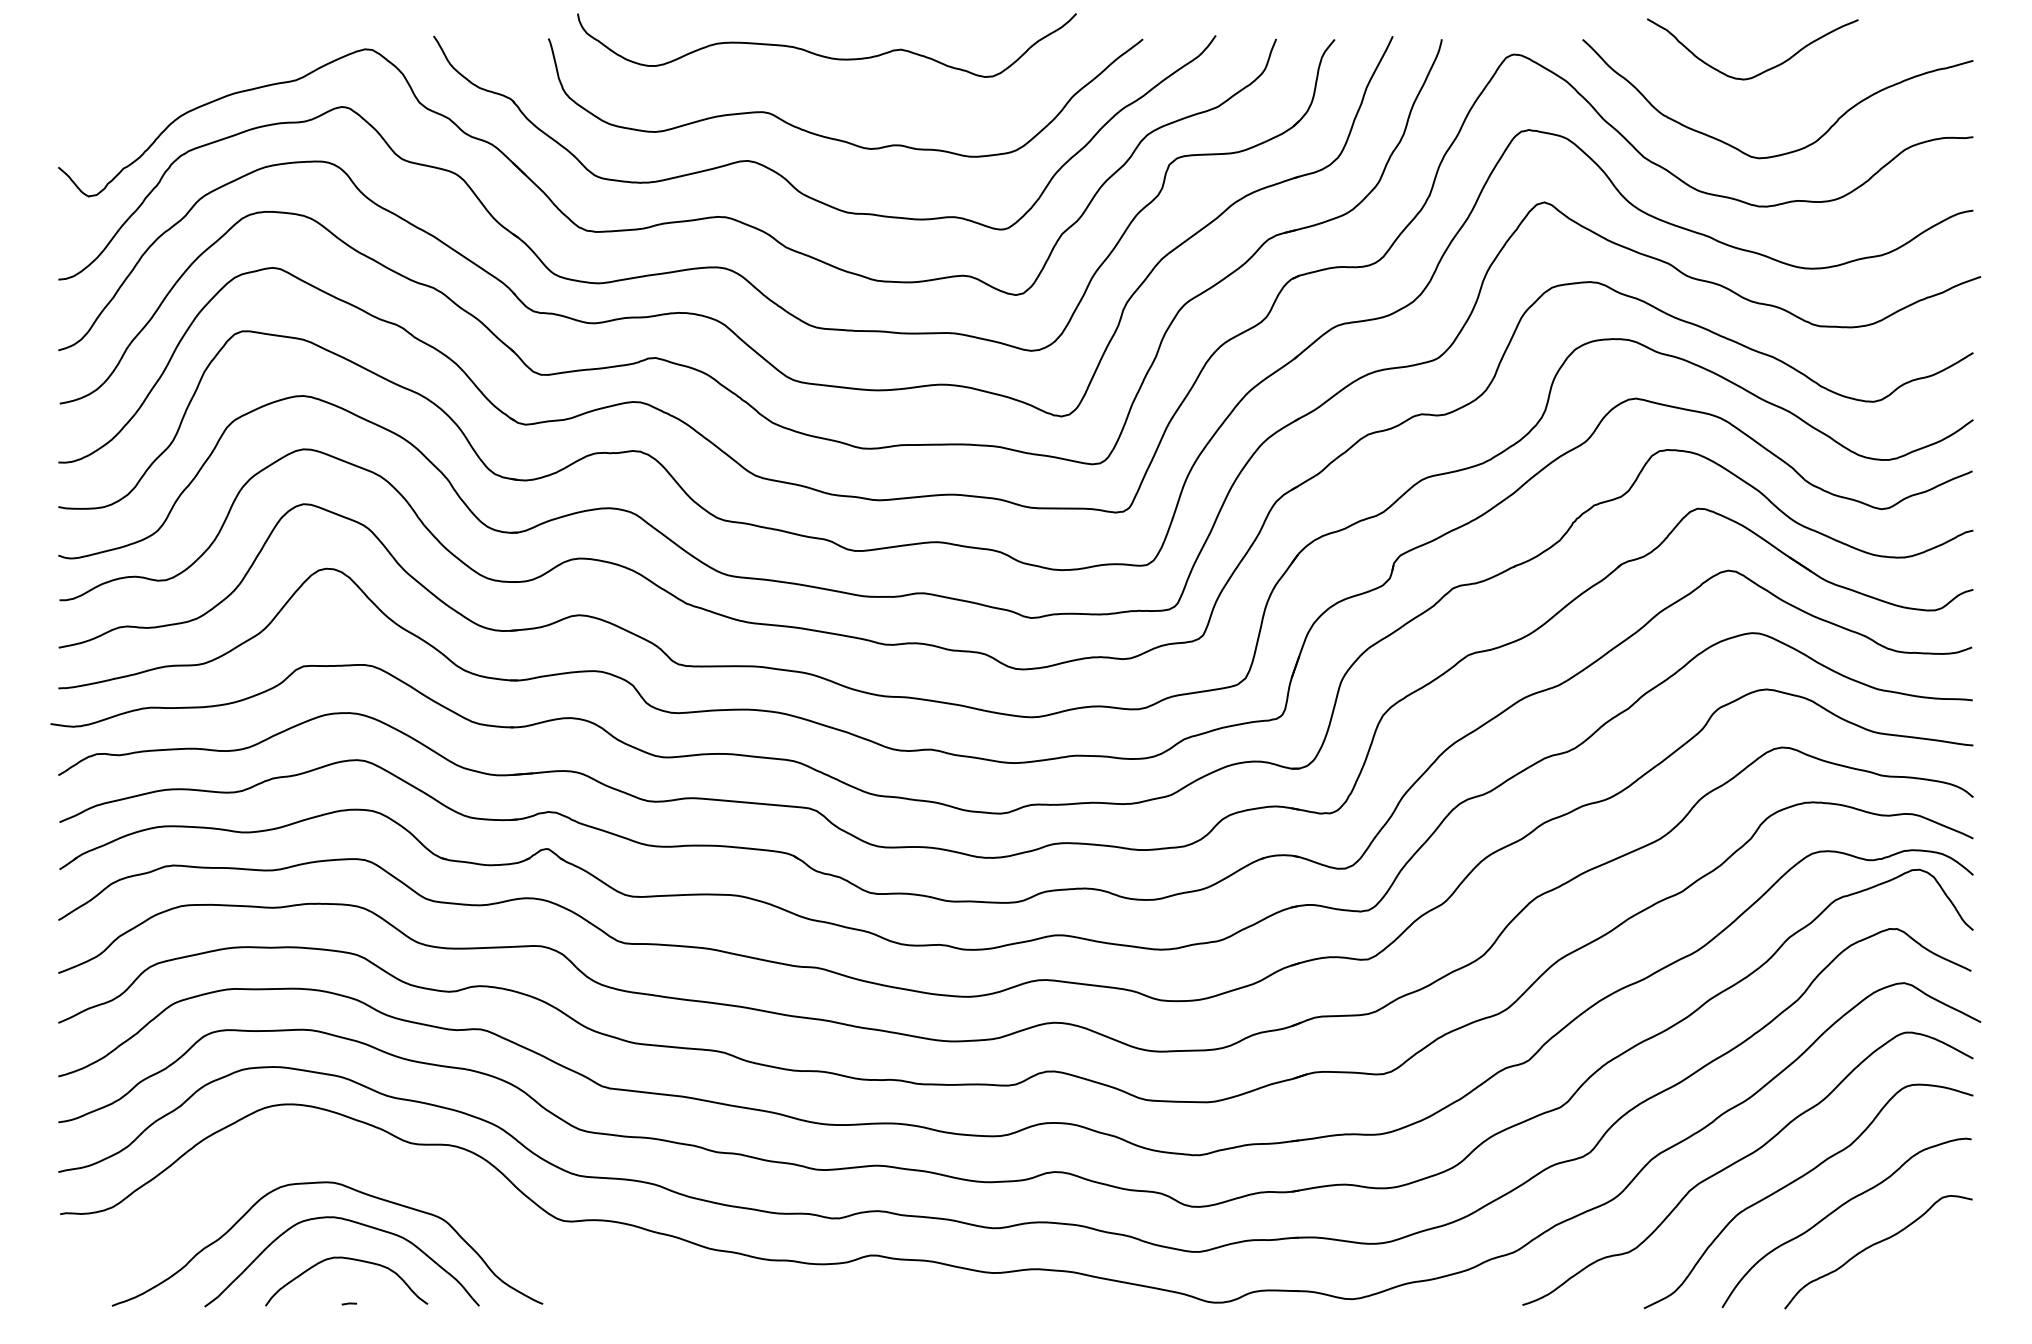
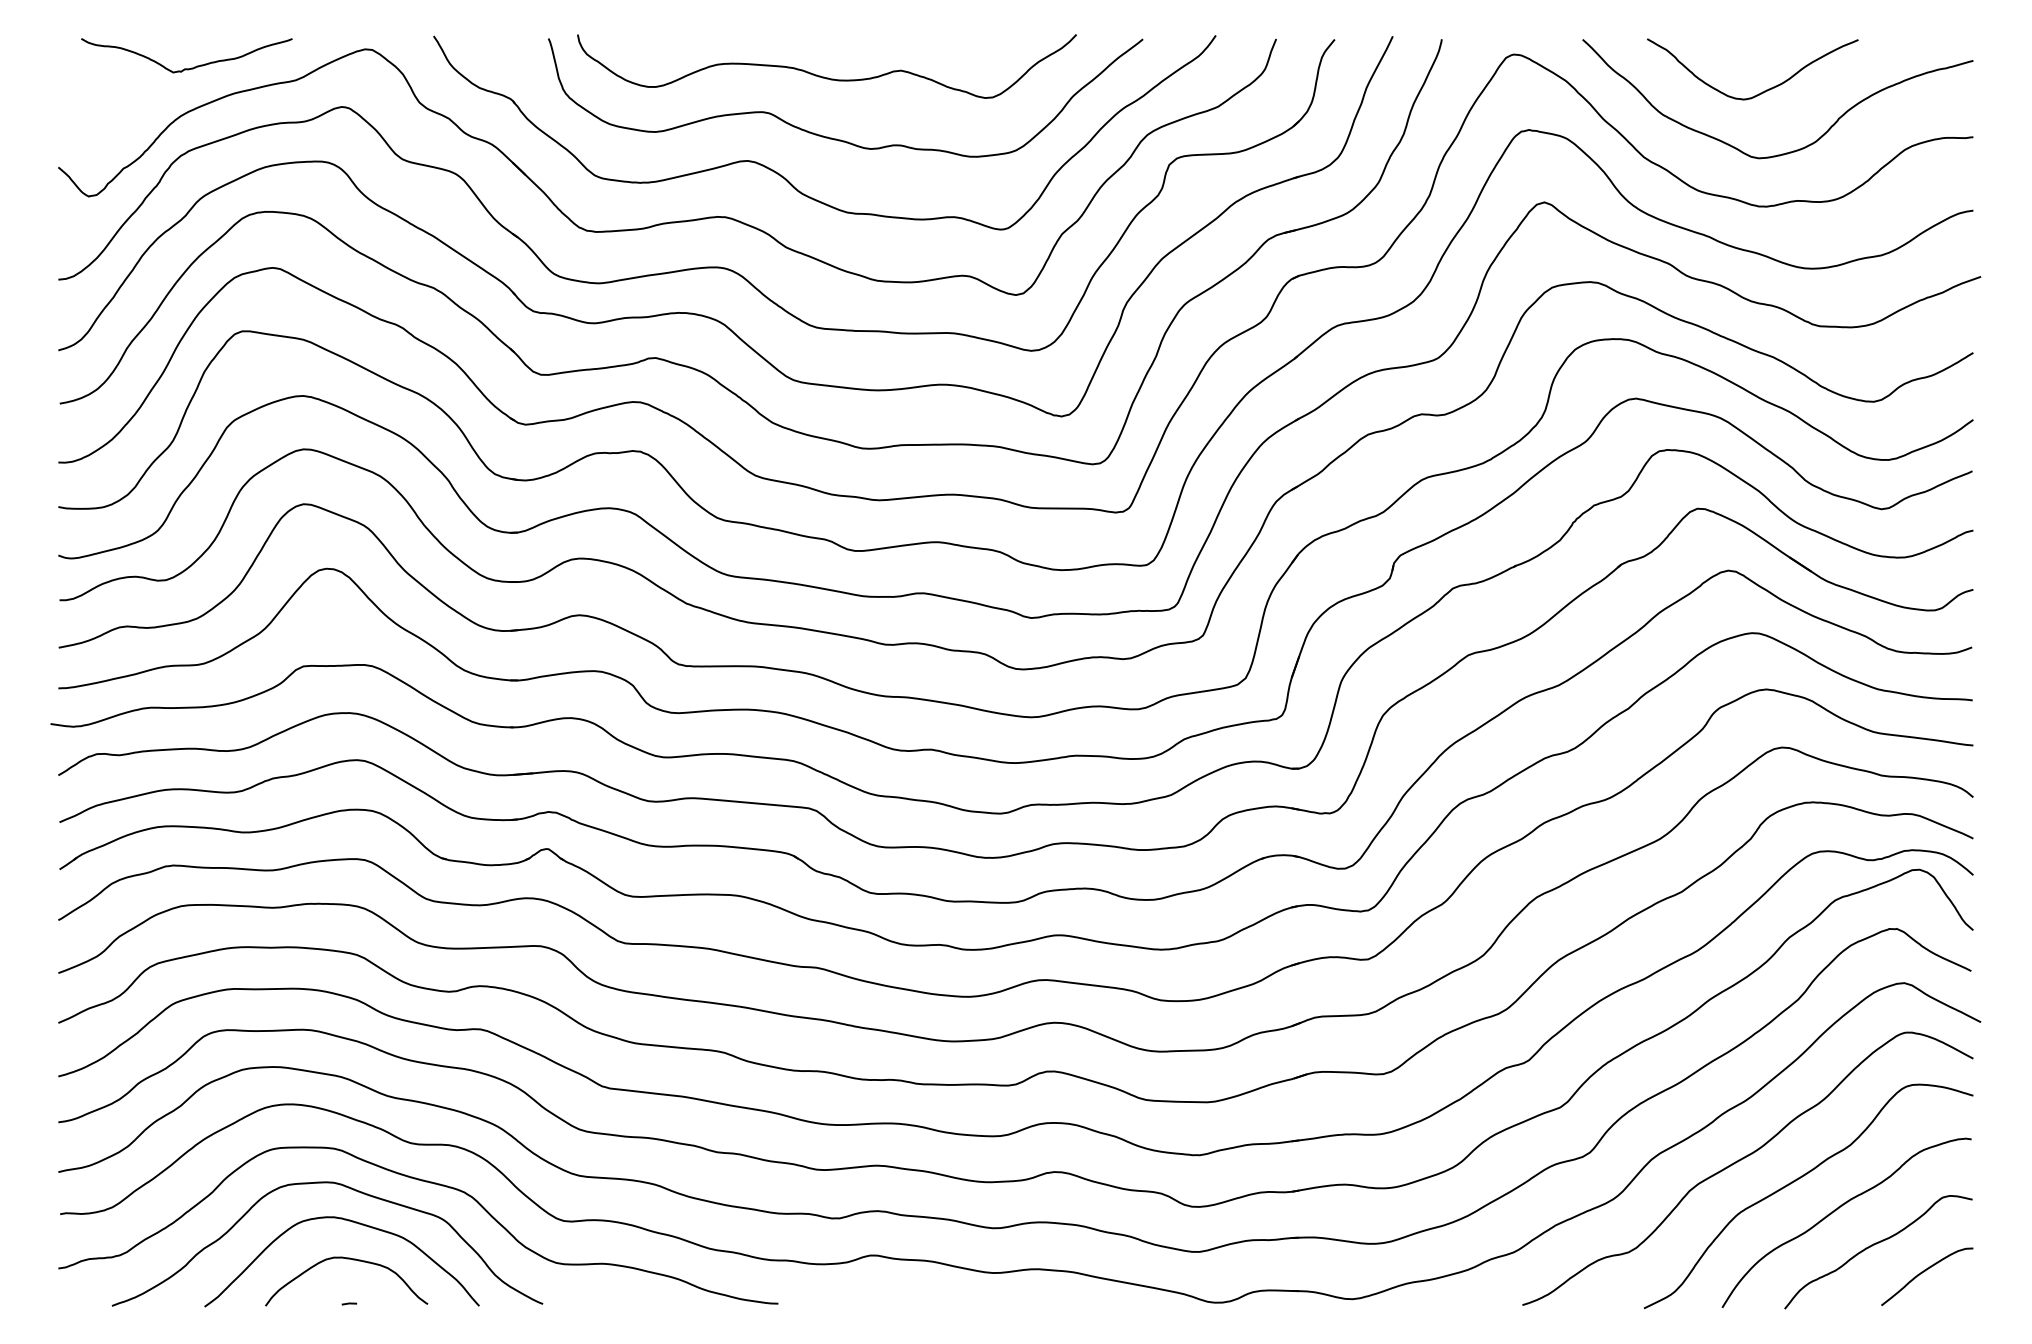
curve position: (824, 55) -> (824, 76) (824, 76)
curve: none -> present (191, 67)
curve position: (1762, 71) -> (1762, 91) (1762, 91)
curve: none -> present (425, 1182)
curve: none -> present (1924, 1272)
